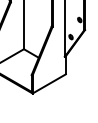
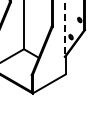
line: solid -> dashed (64, 28)
